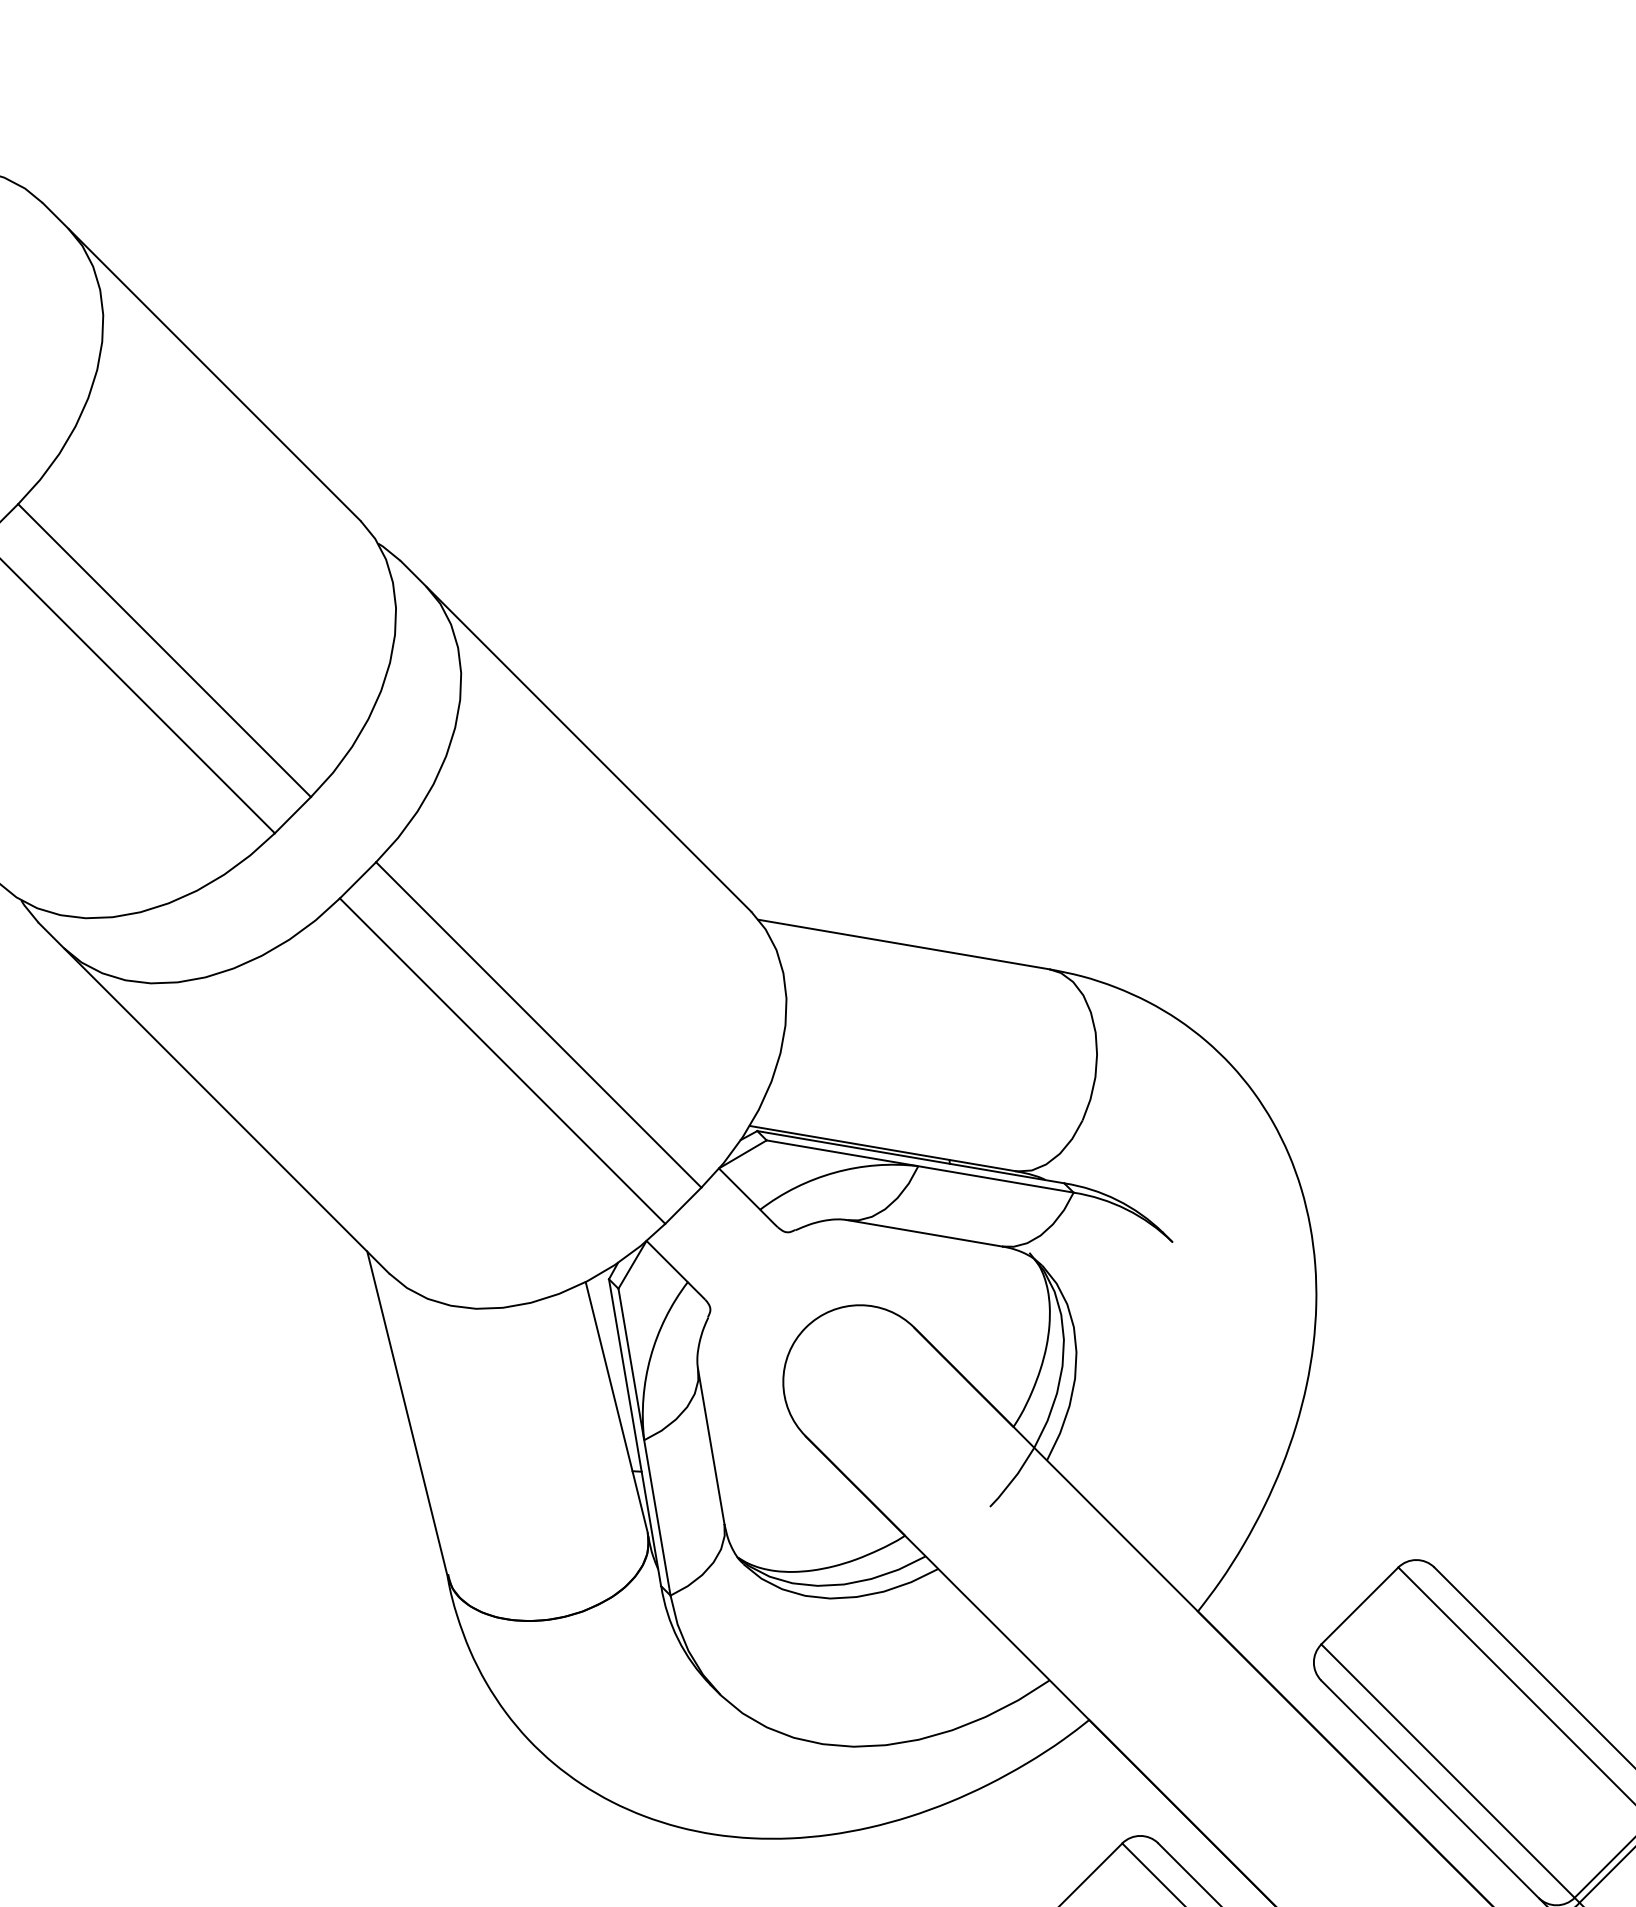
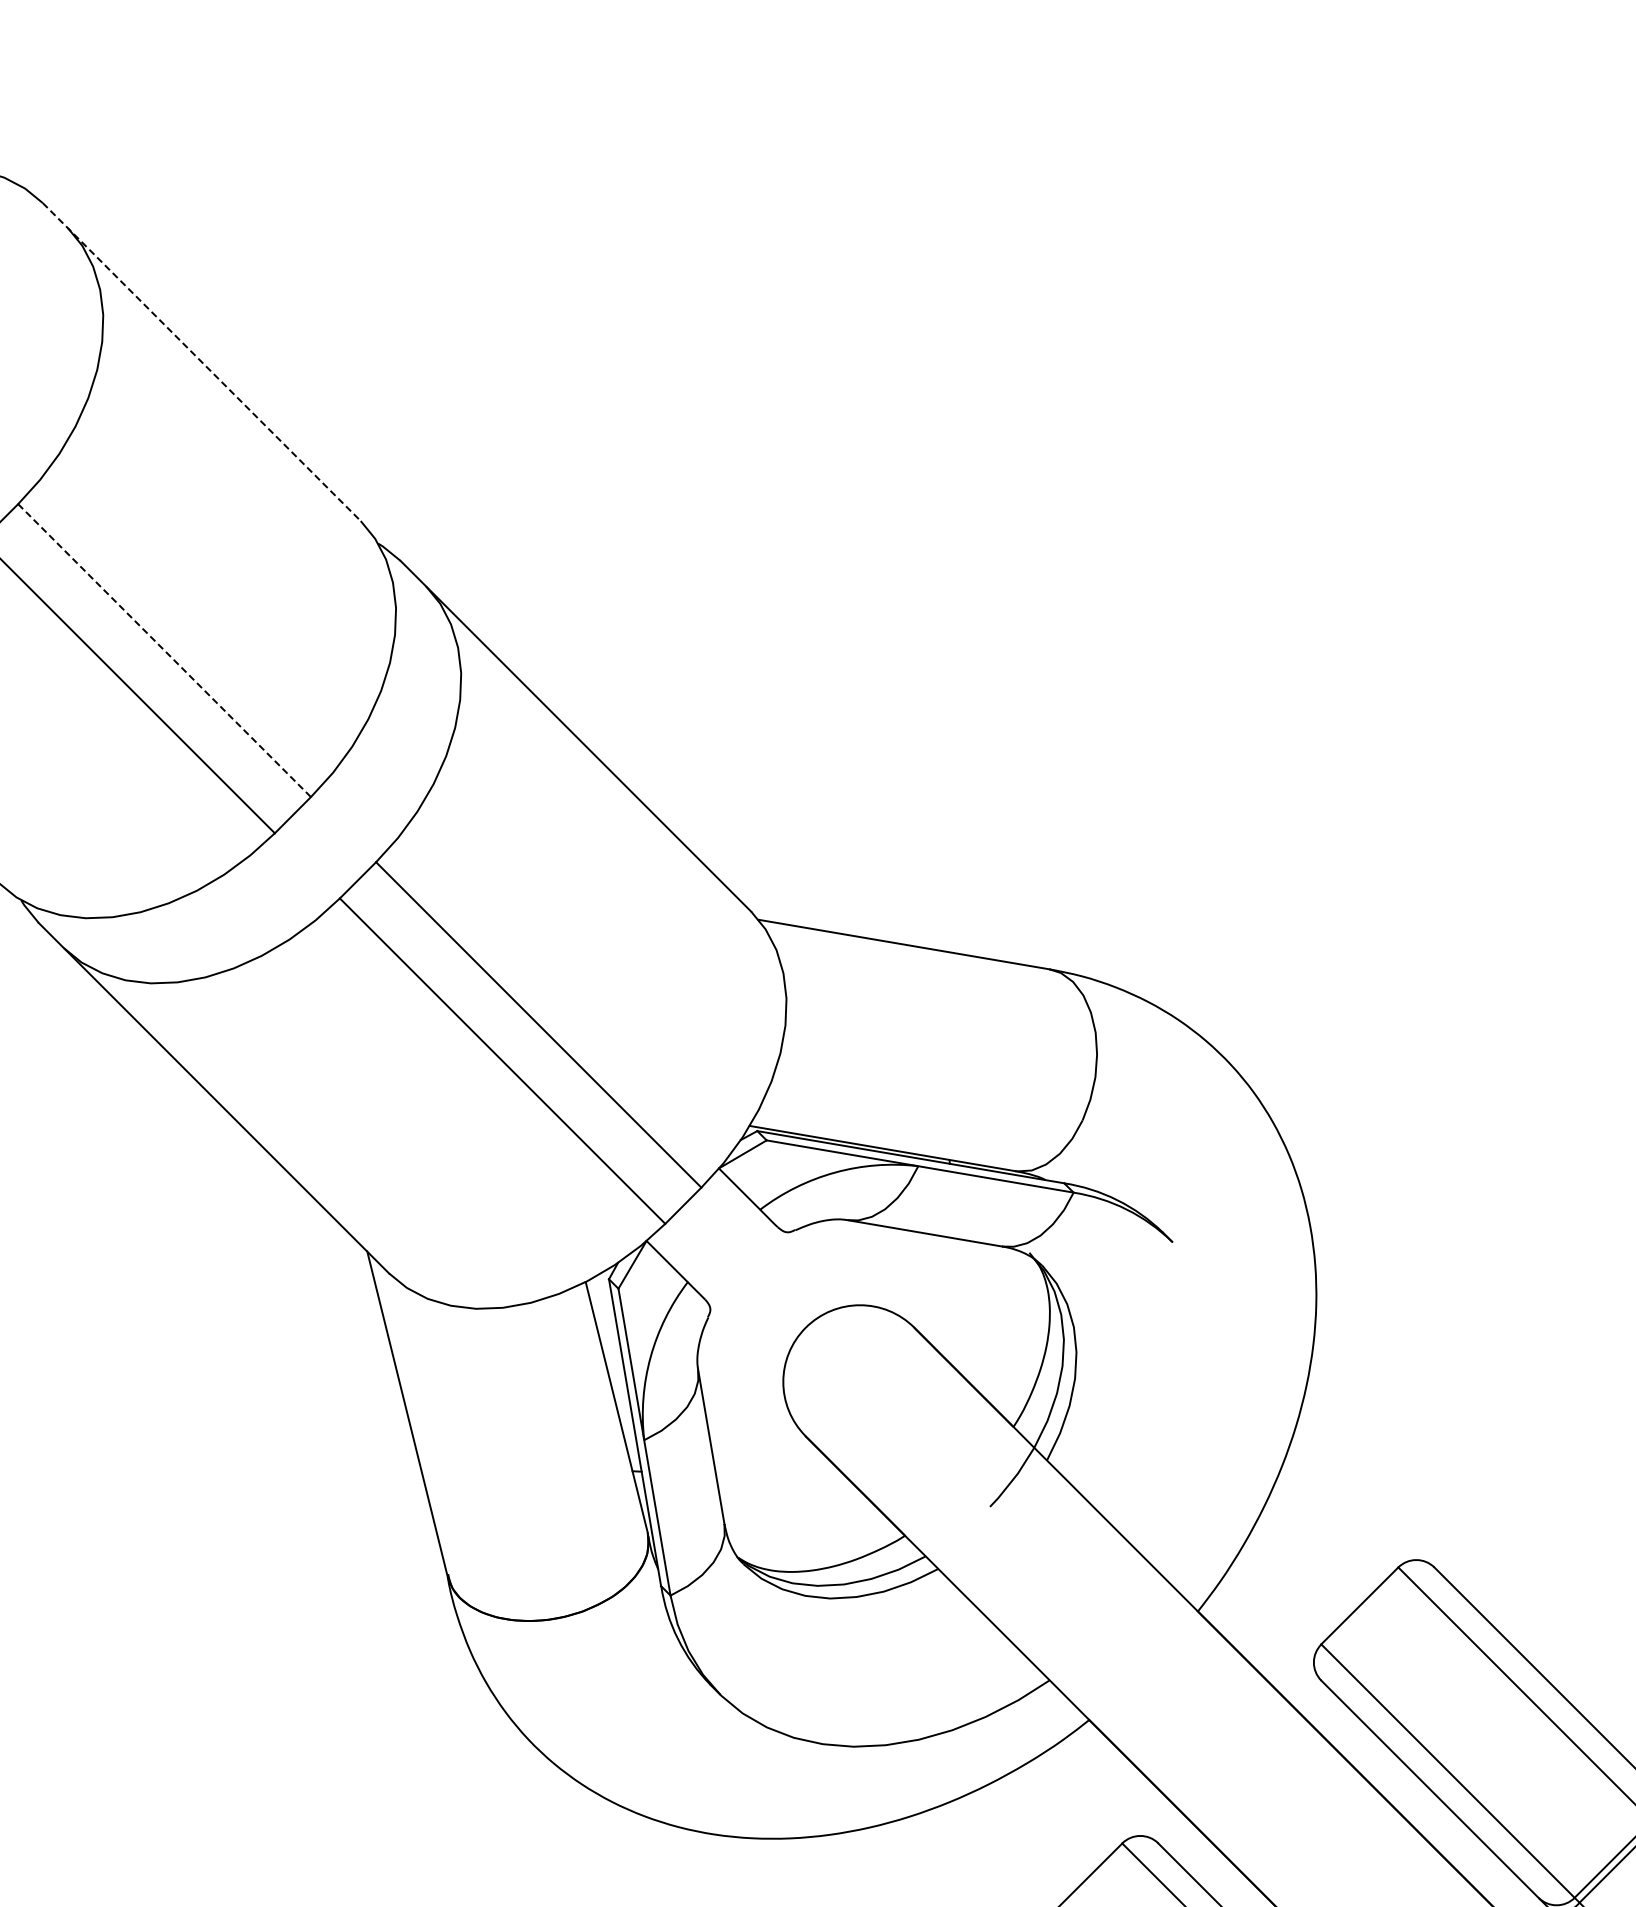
line: solid -> dashed (201, 362)
line: solid -> dashed (164, 650)
